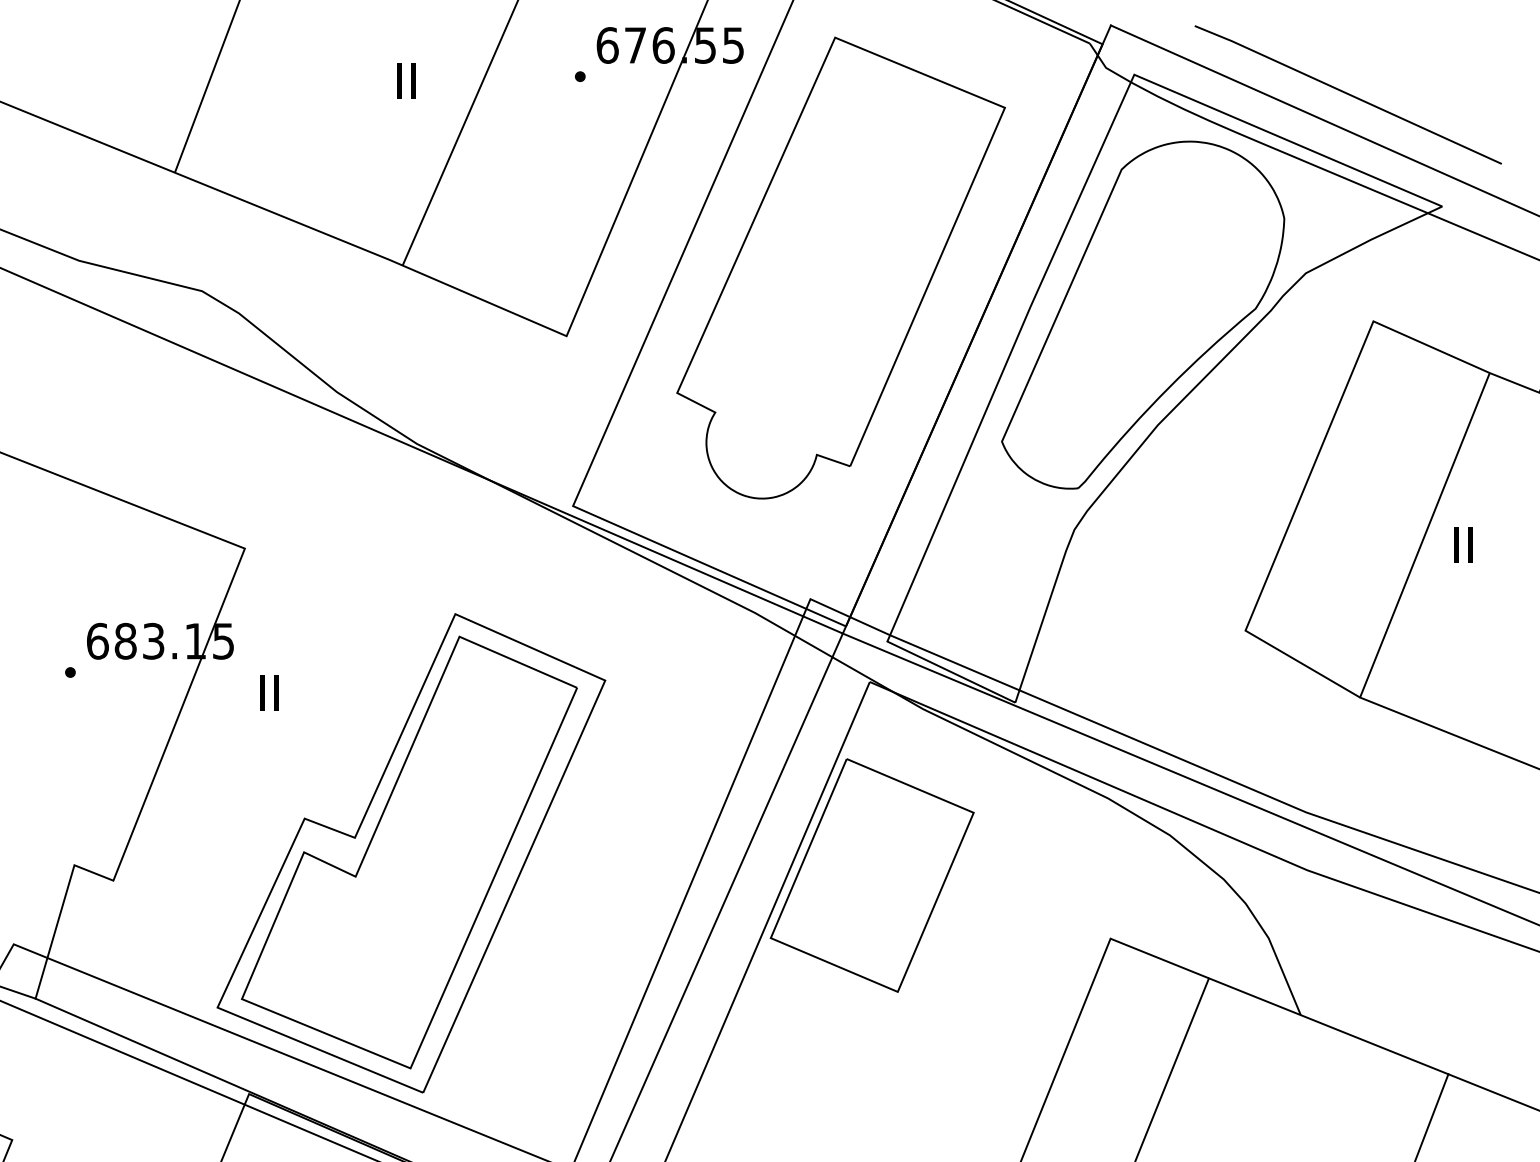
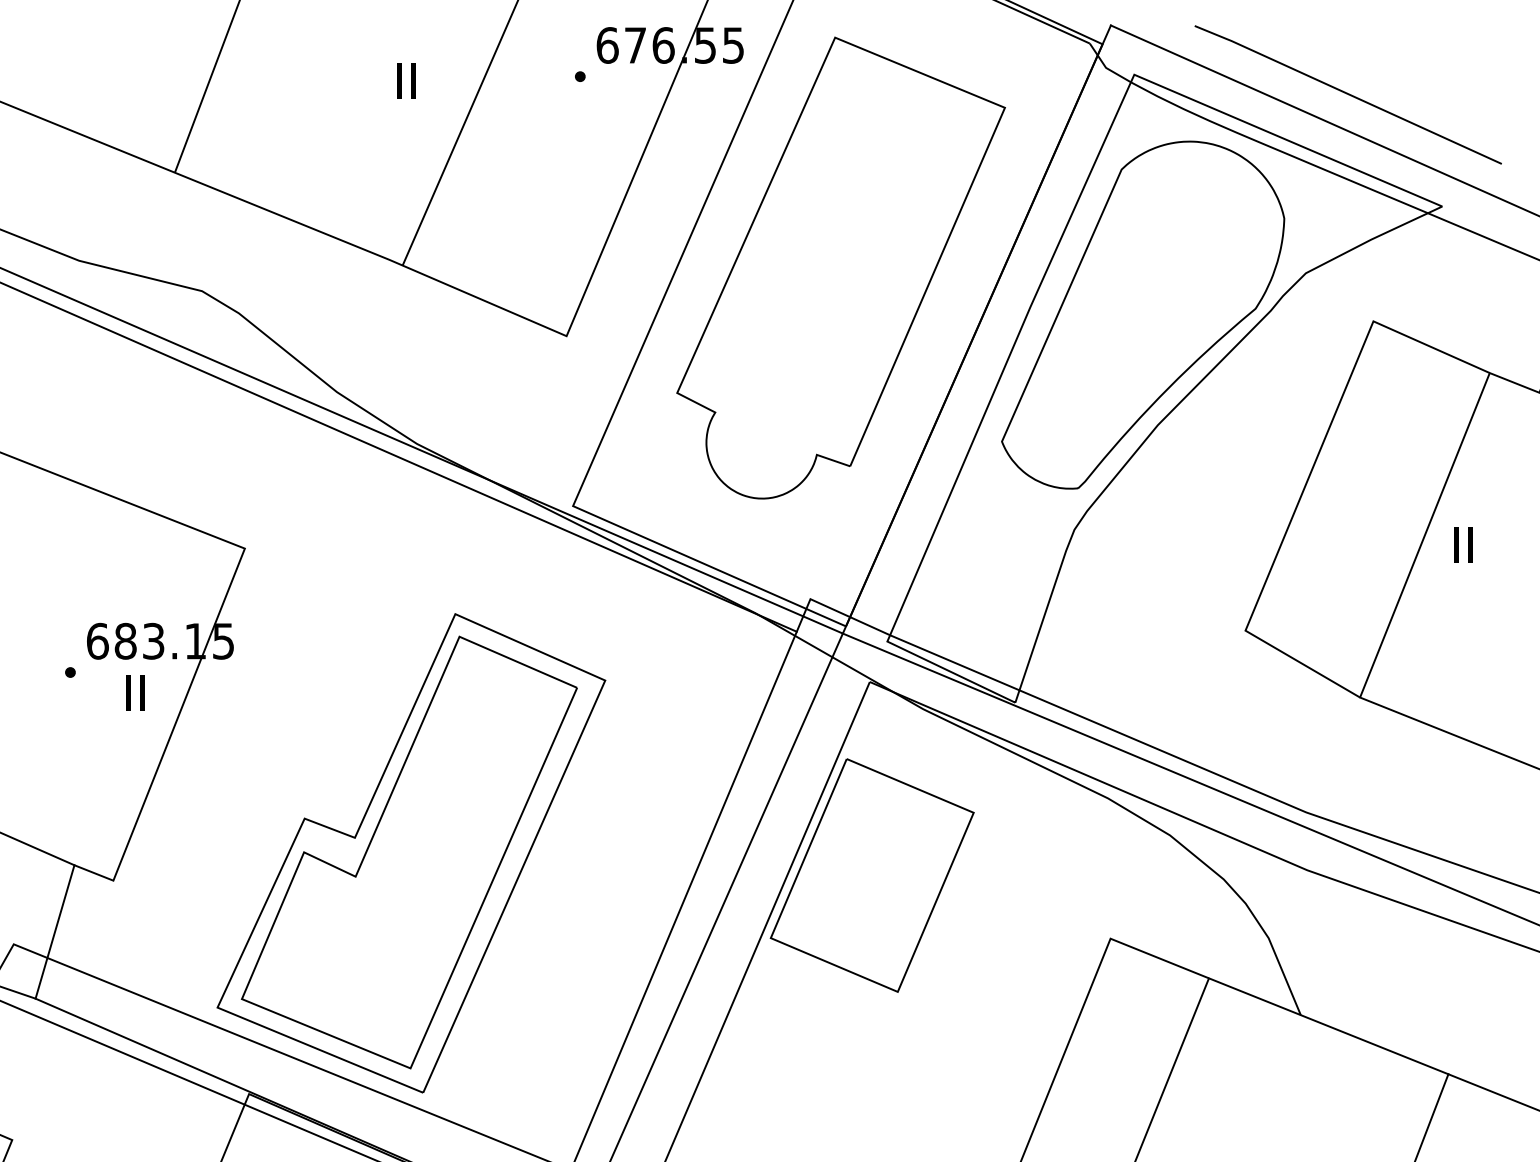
line: none -> present (399, 457)
text position: (269, 692) -> (135, 692) (135, 692)
line: none -> present (38, 849)
